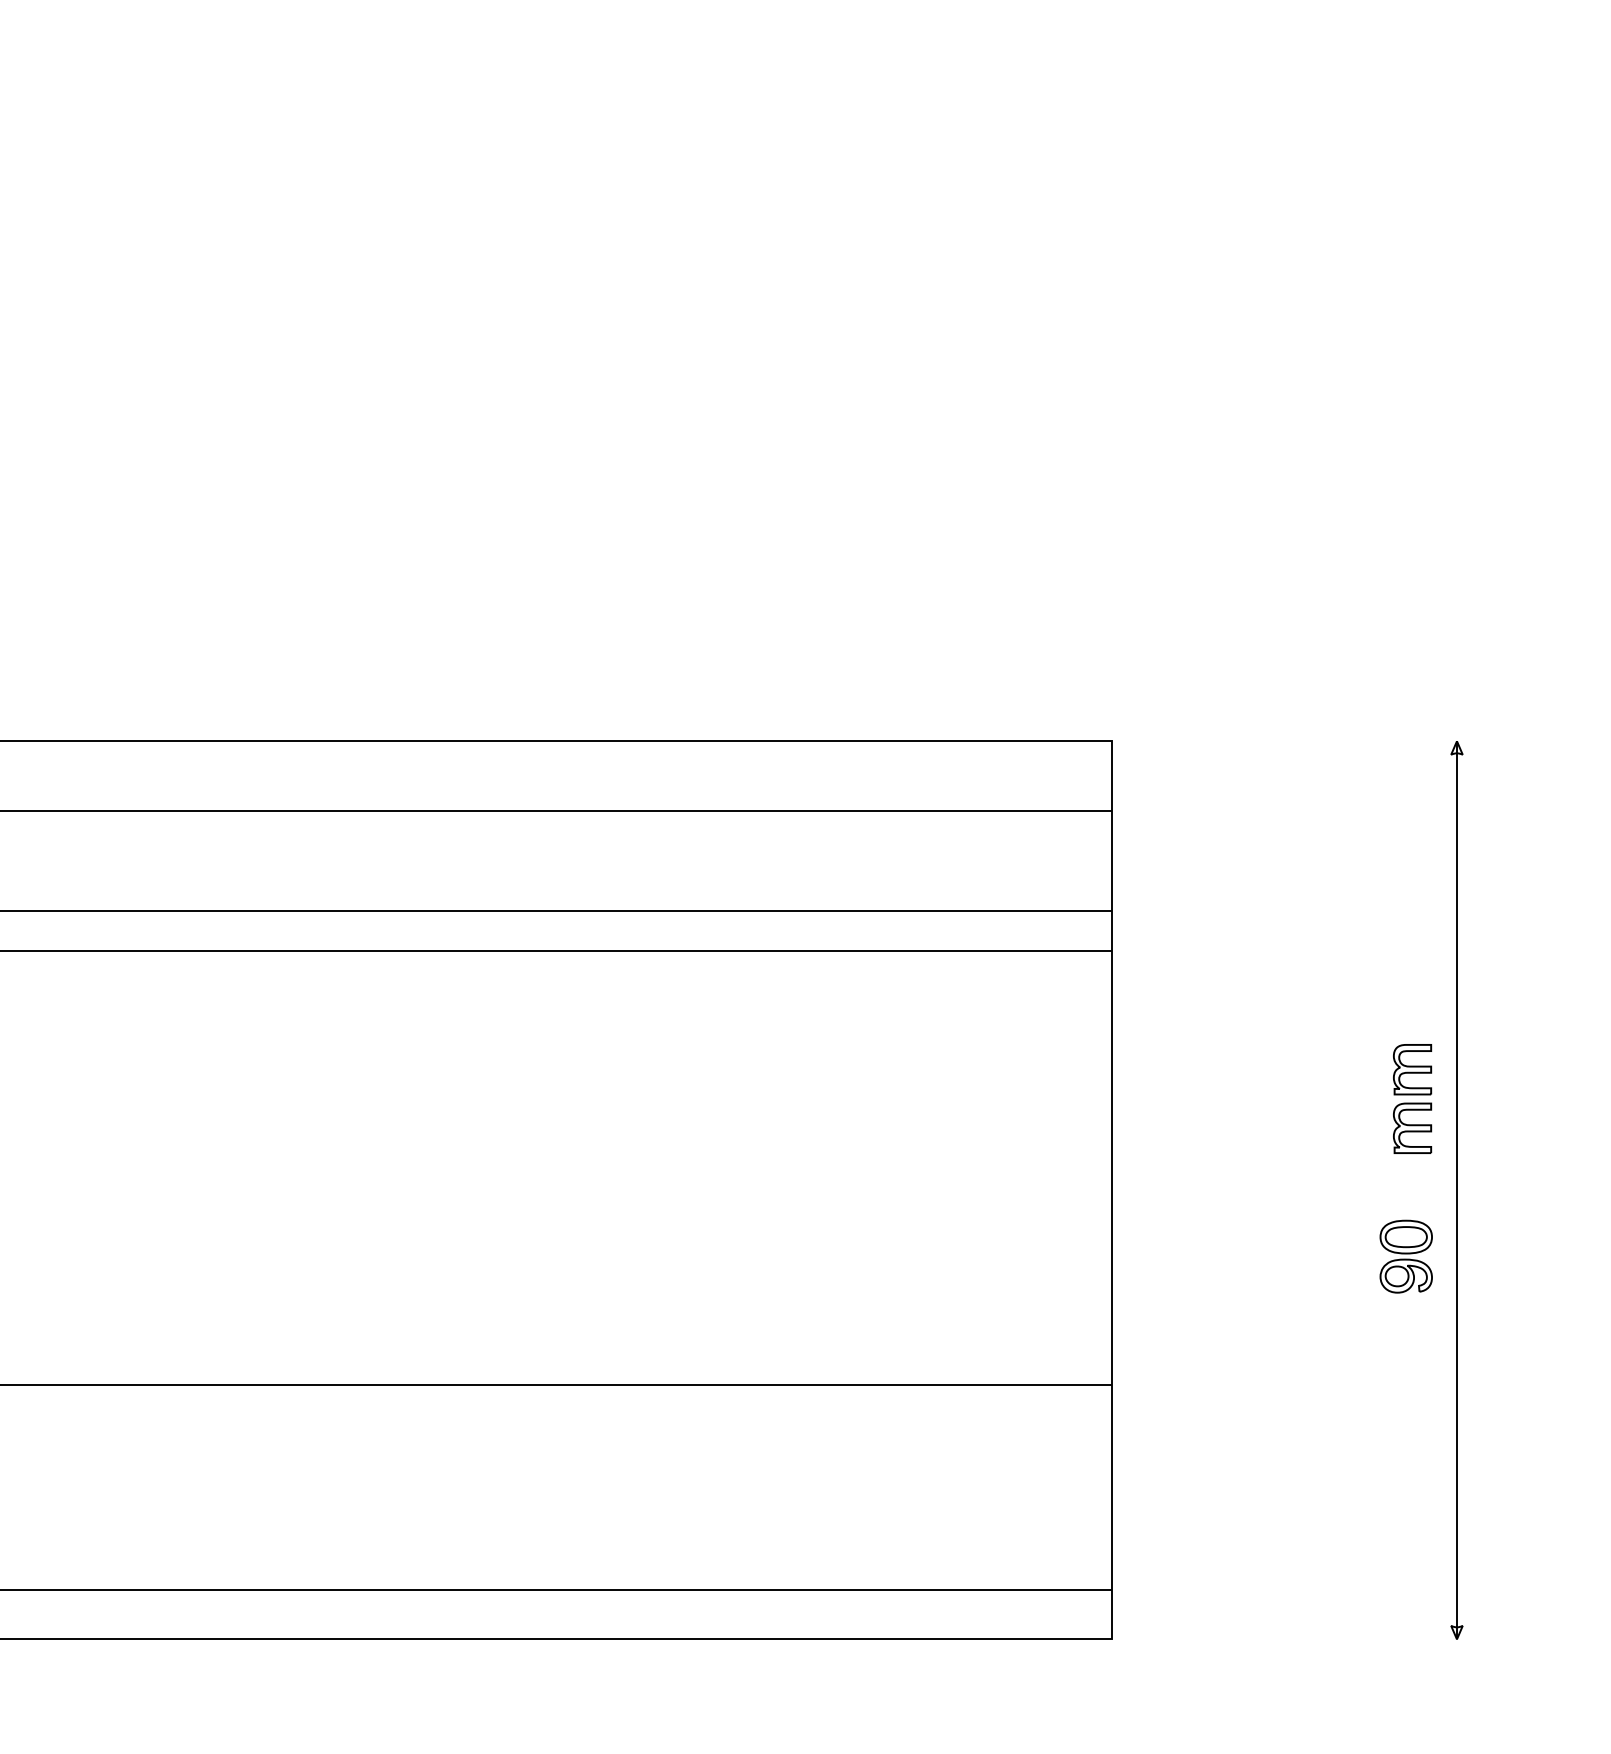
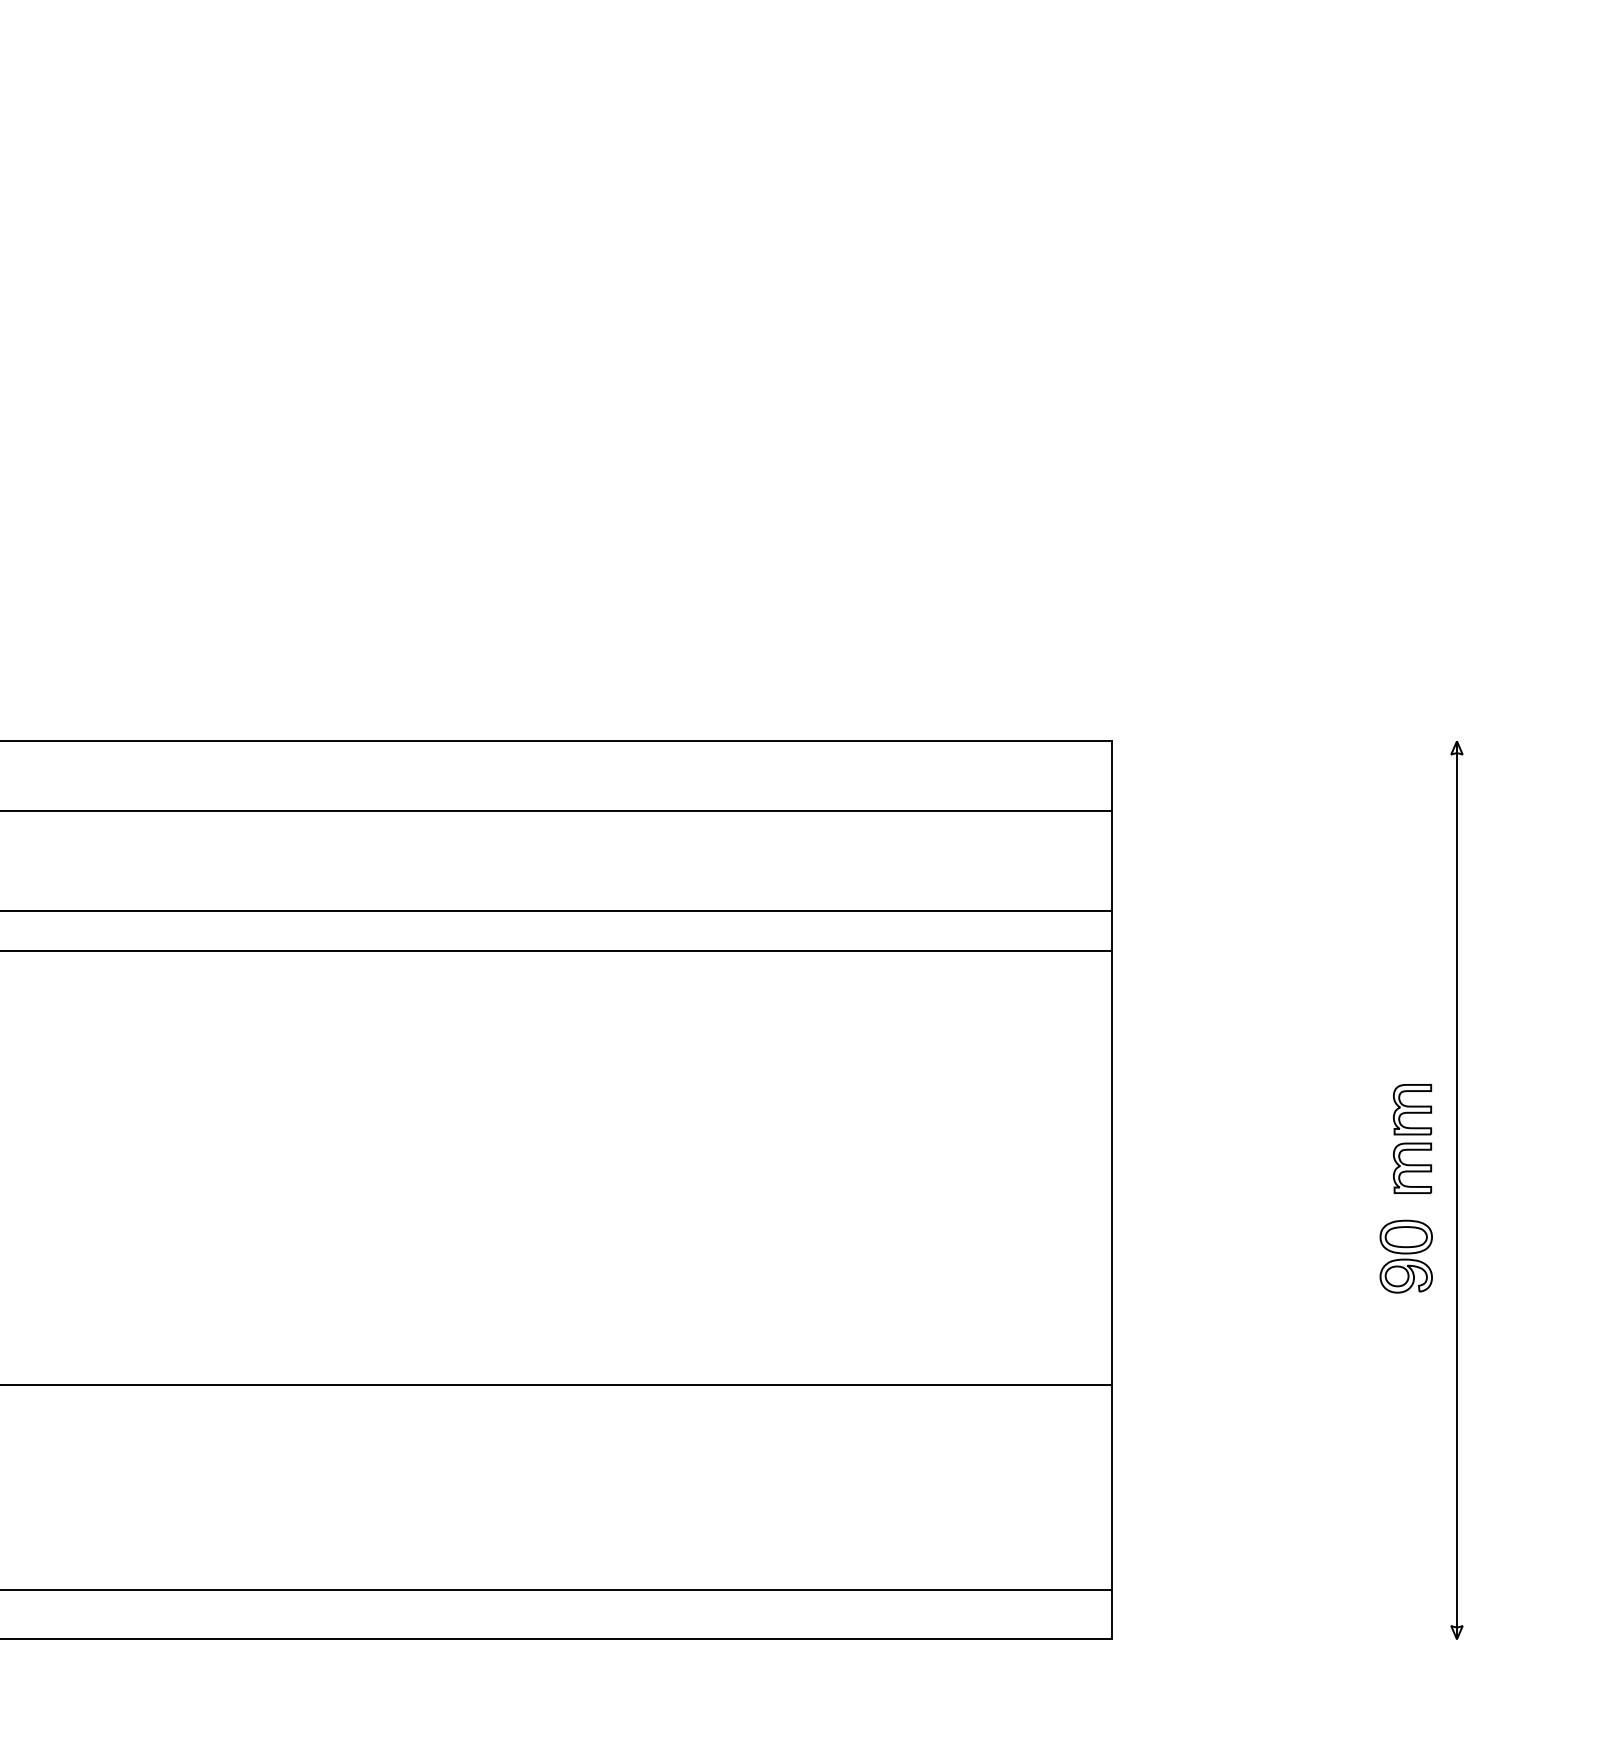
part position: (1412, 1098) -> (1412, 1138) (1412, 1138)
